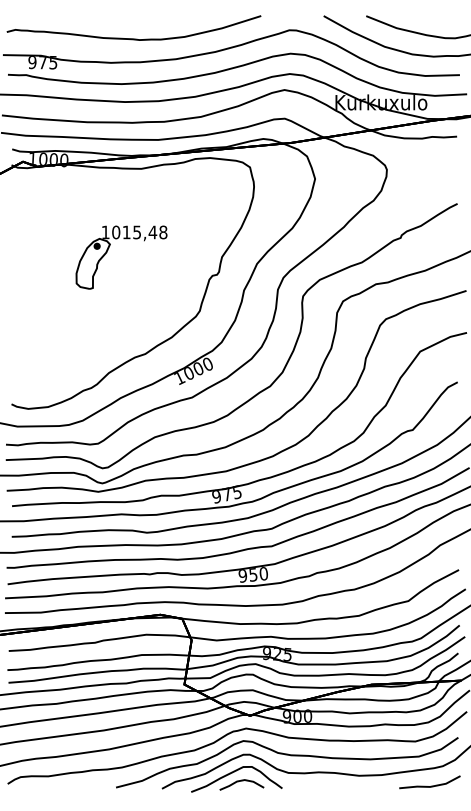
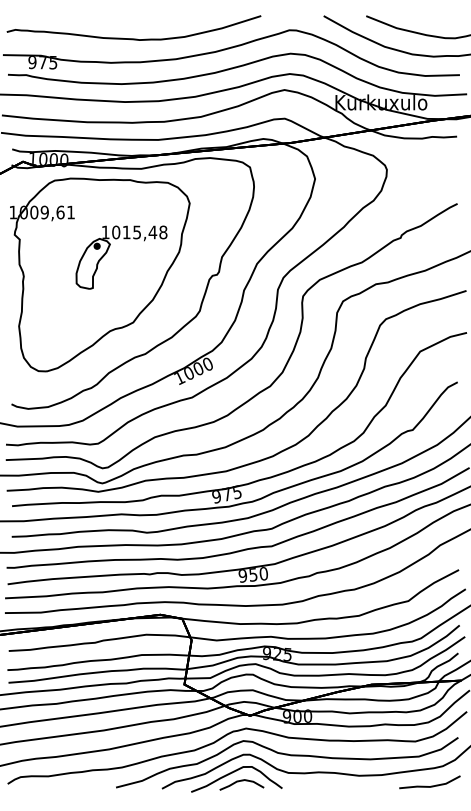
part: none -> present (100, 274)
